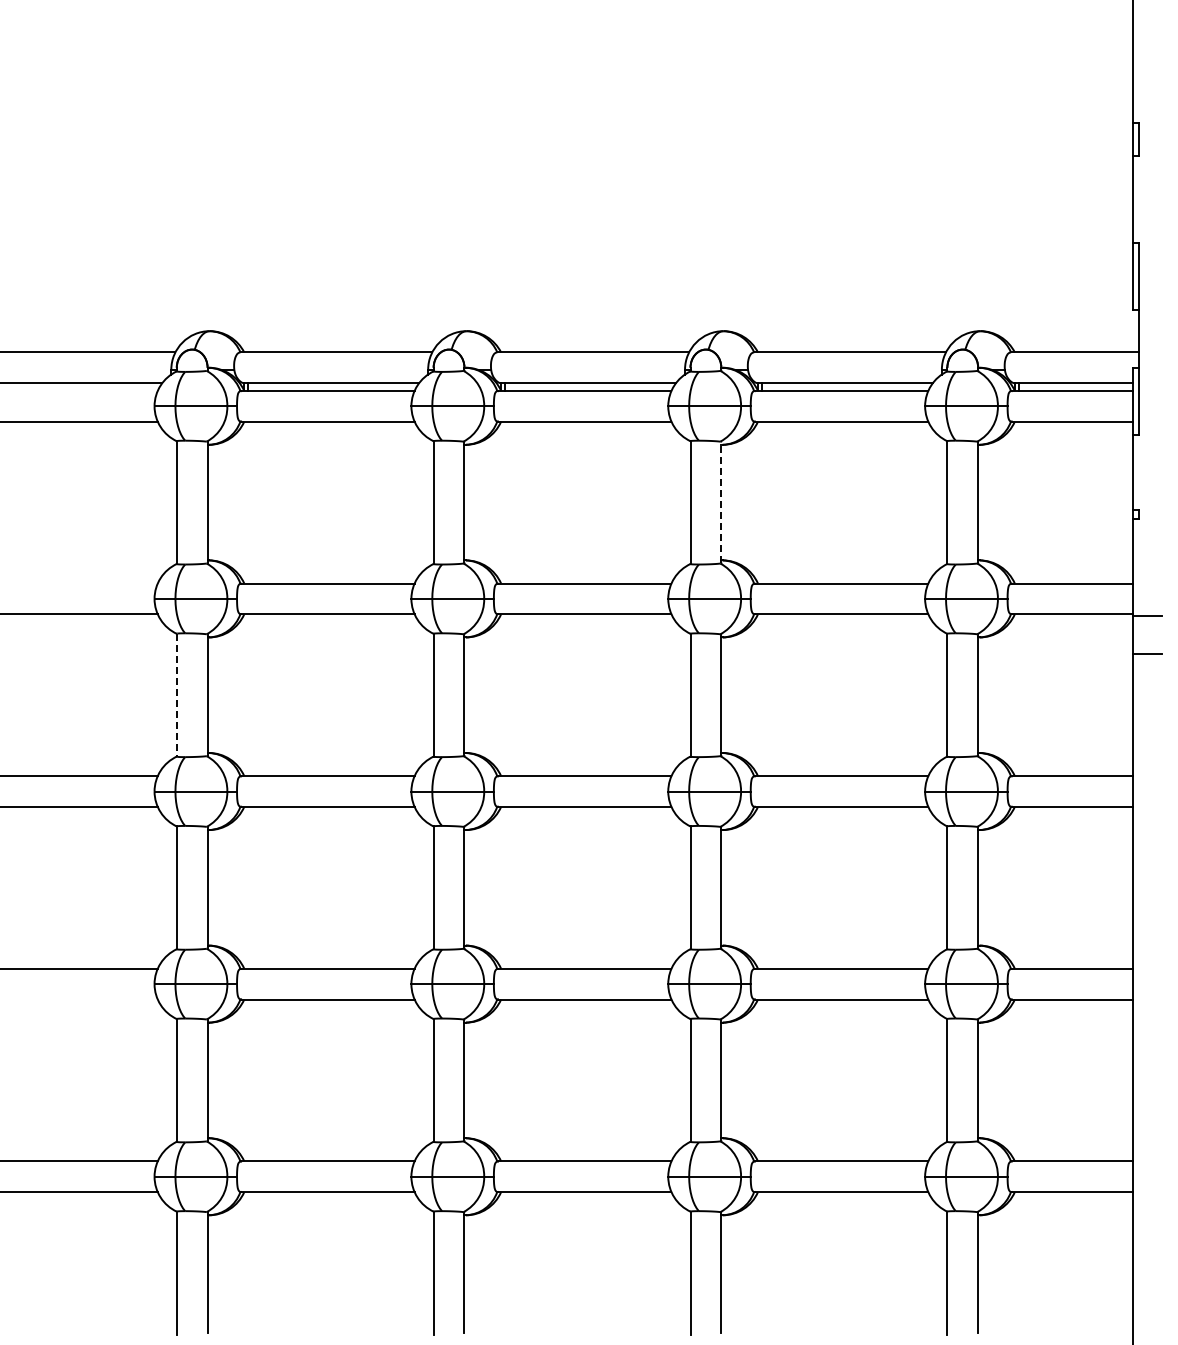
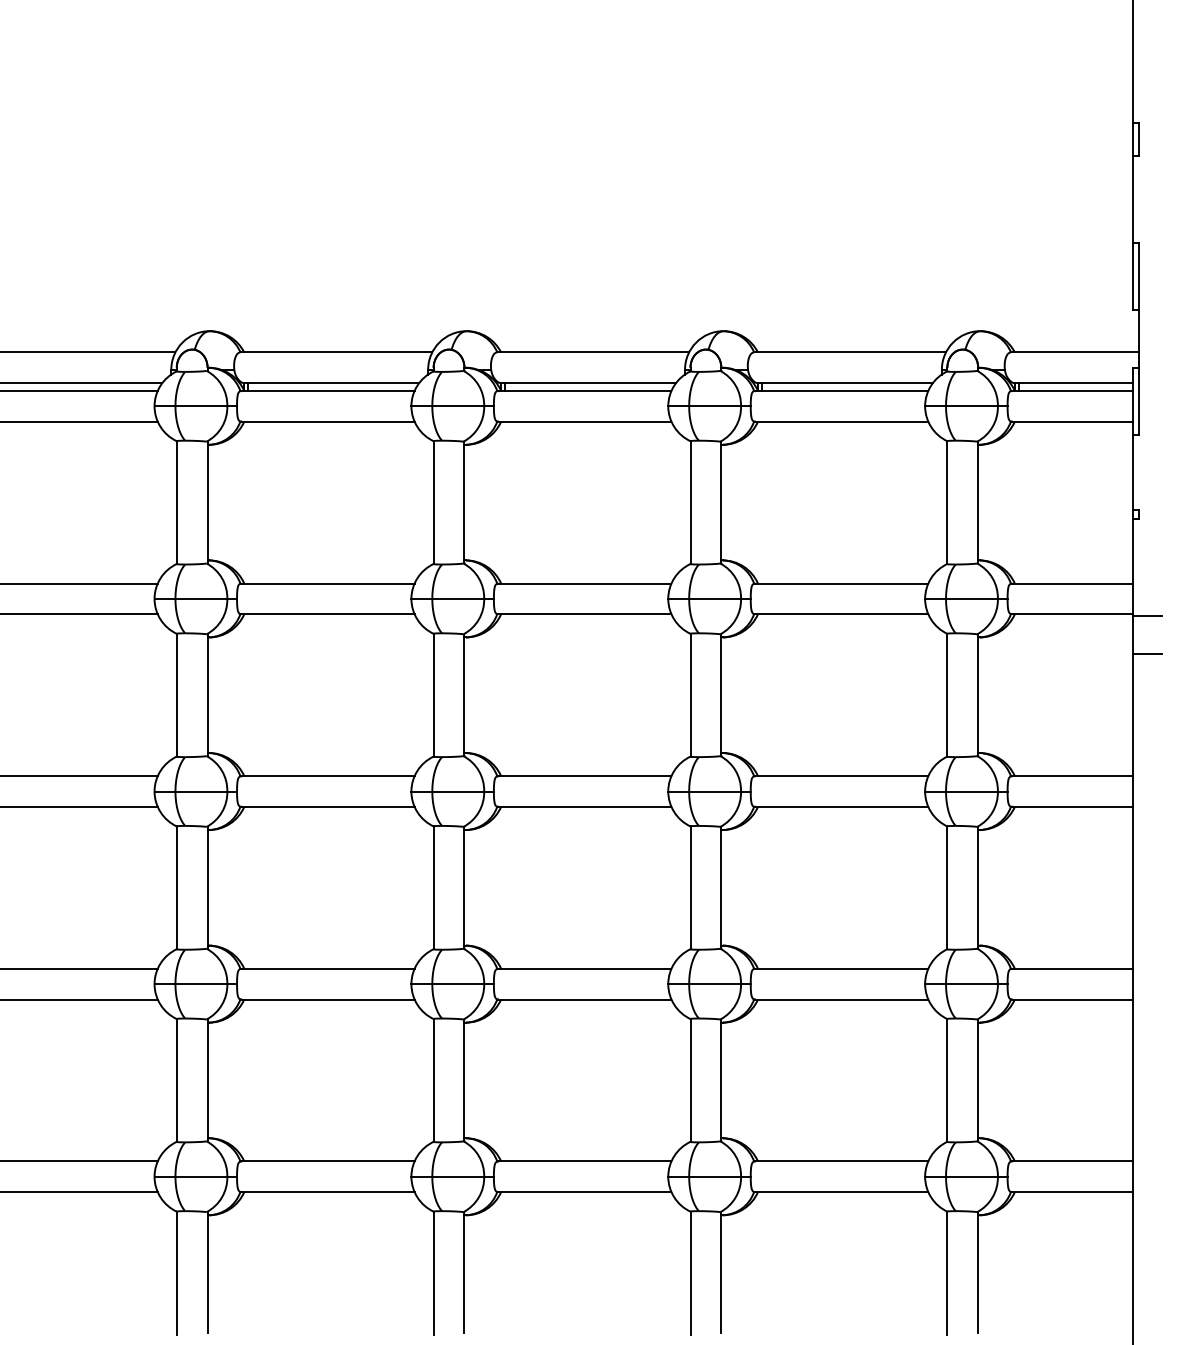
line: none -> present (79, 390)
line: dashed -> solid (721, 502)
line: none -> present (79, 583)
line: dashed -> solid (176, 695)
line: none -> present (79, 999)
